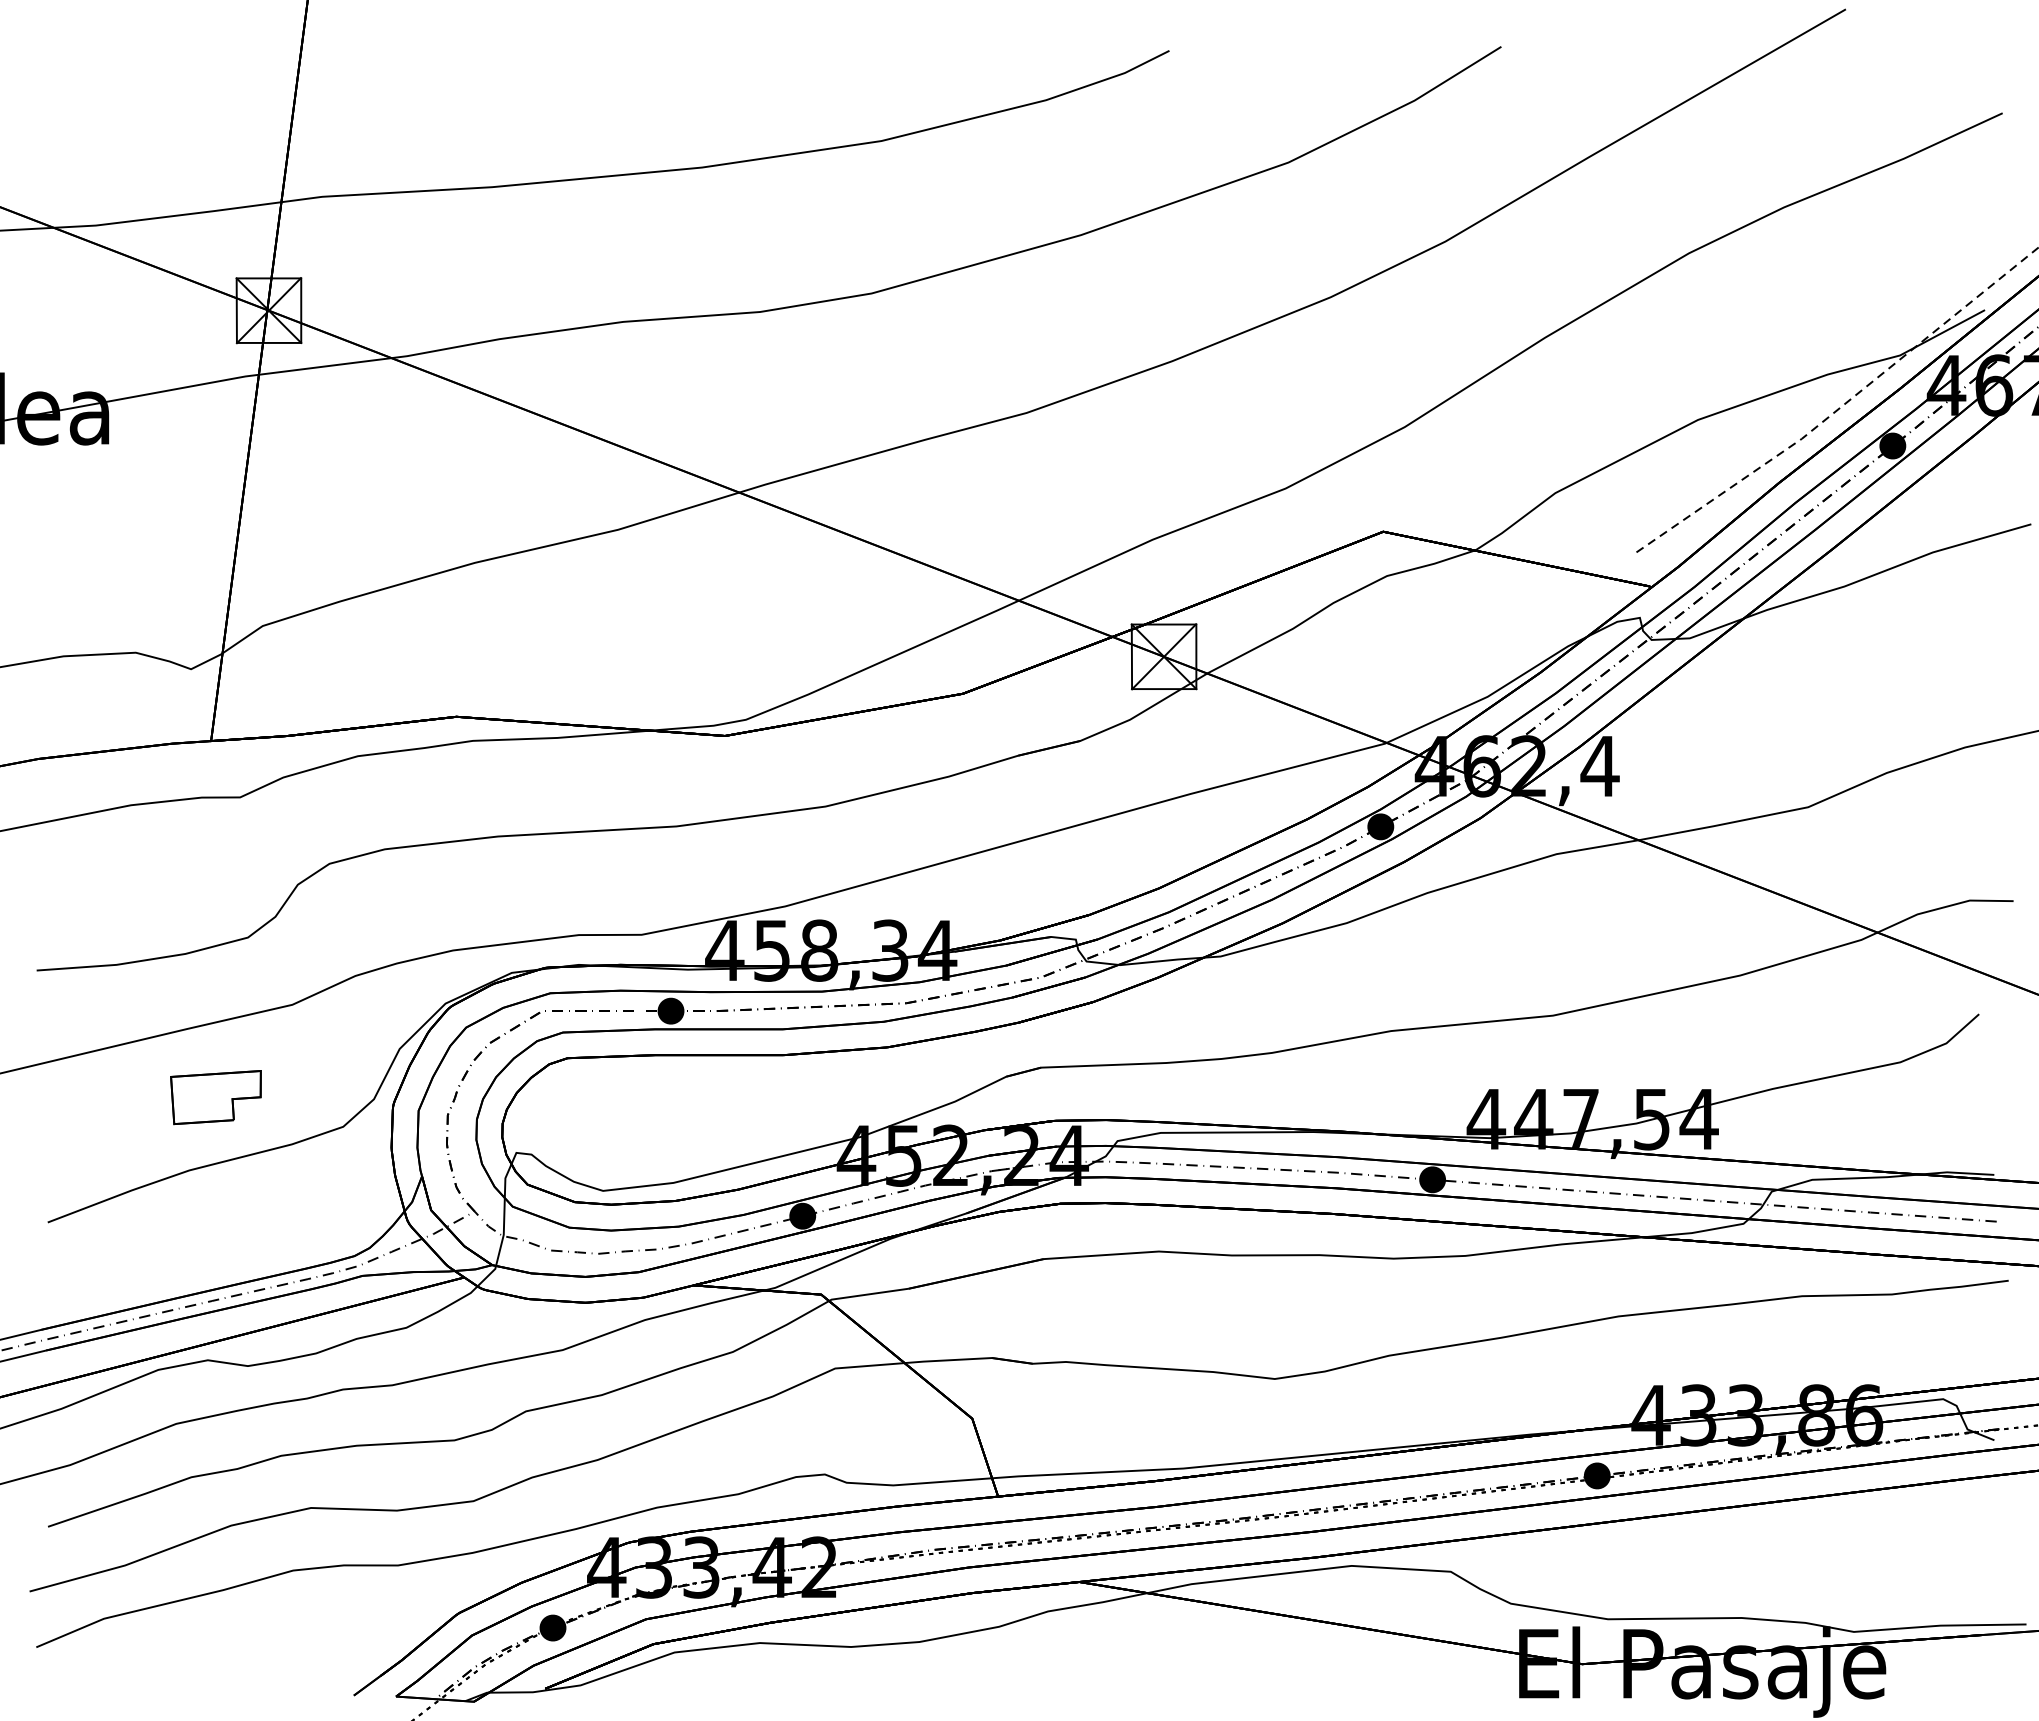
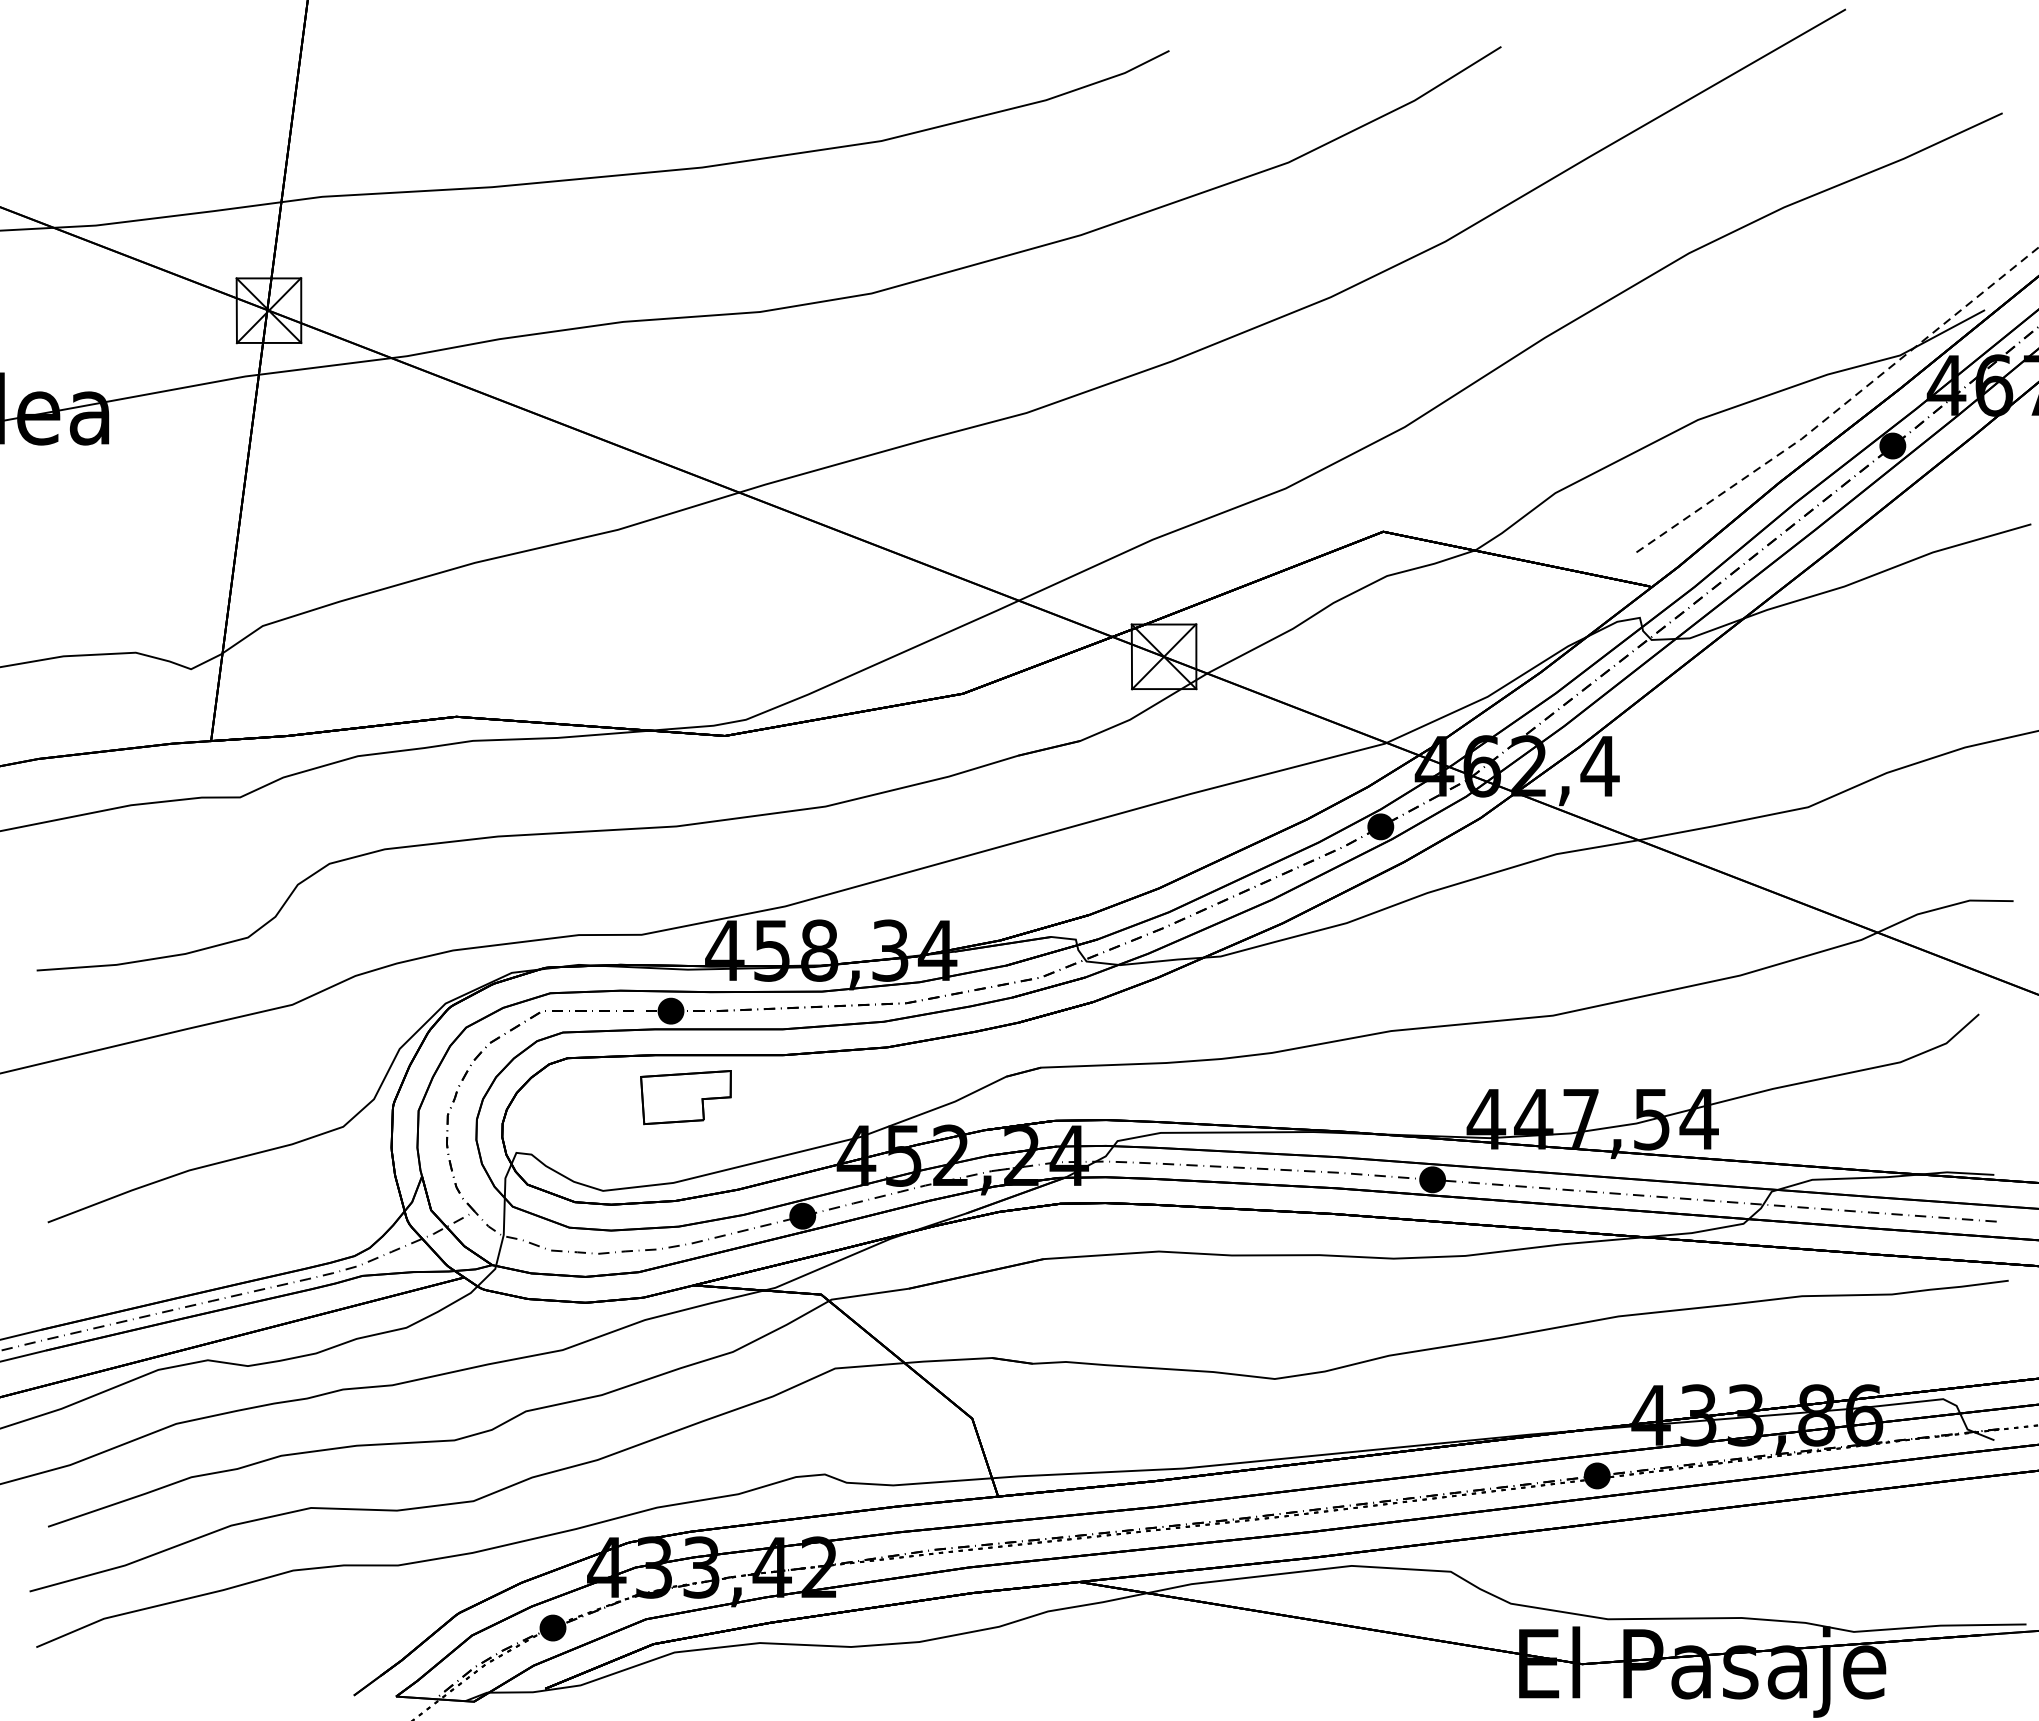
part position: (215, 1097) -> (685, 1097) (685, 1097)
